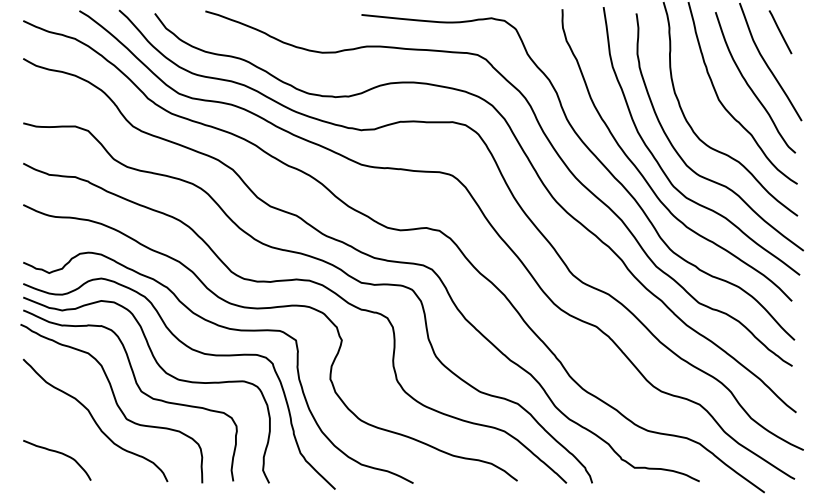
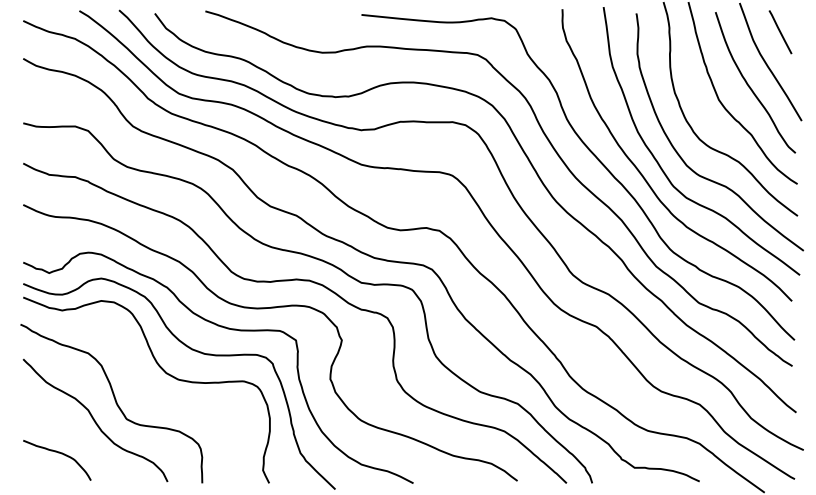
curve: present -> none (139, 390)
